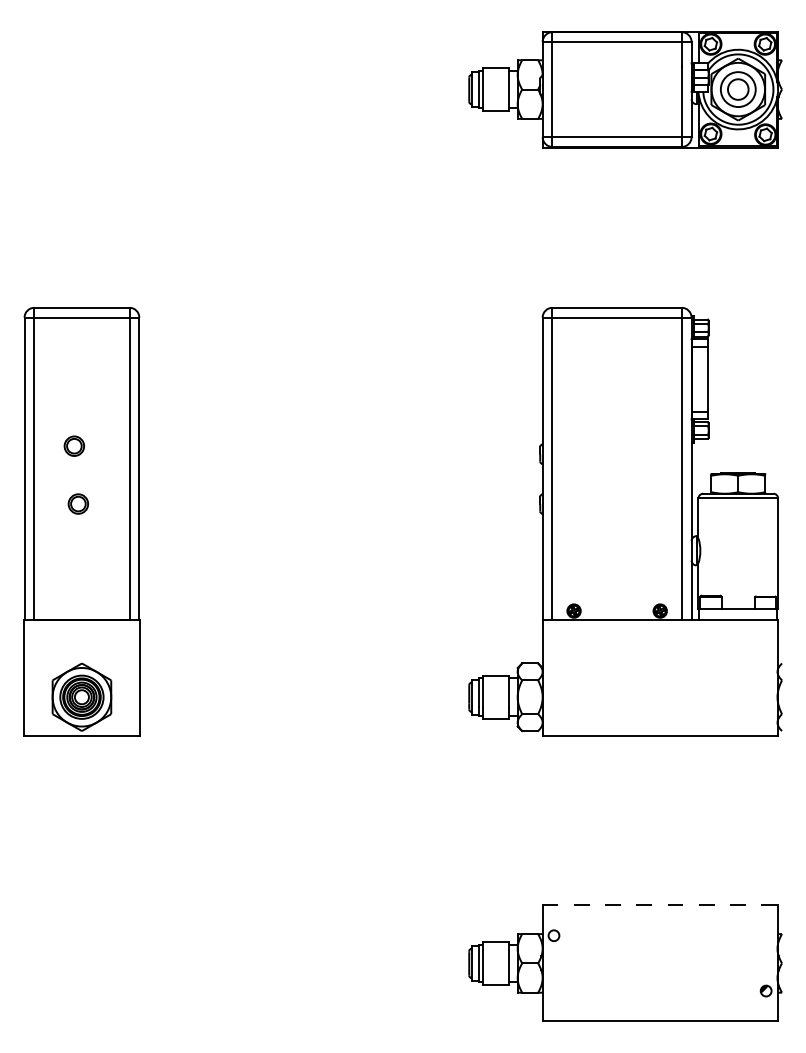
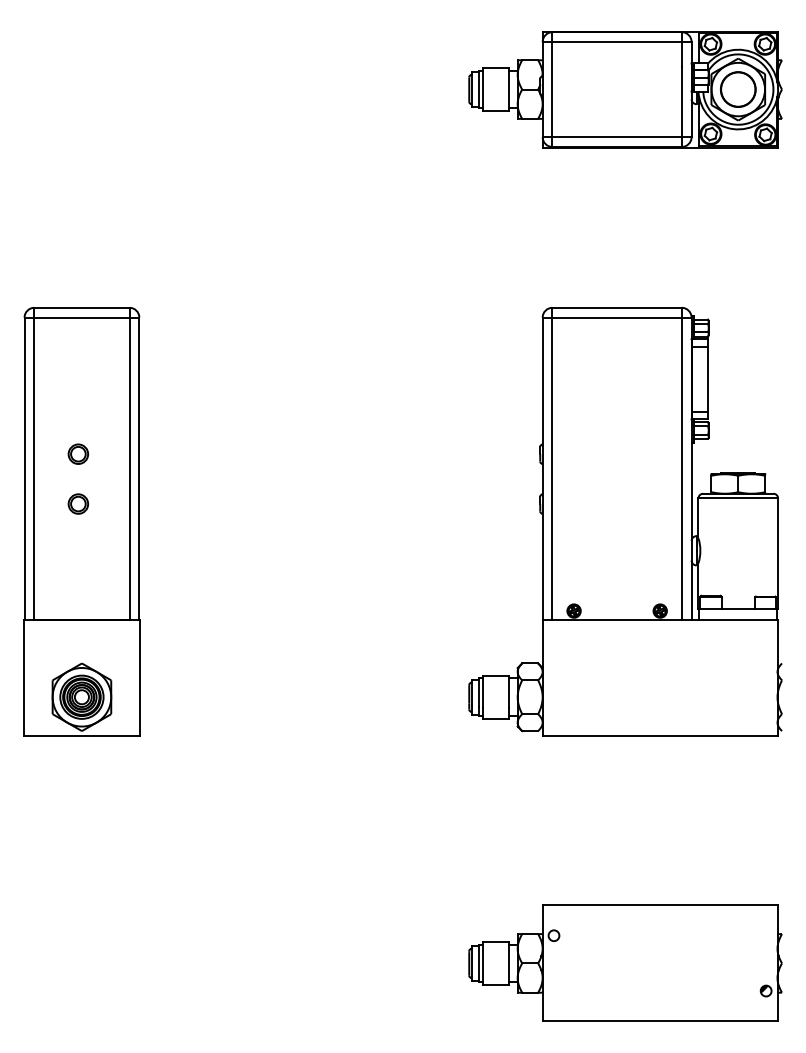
circle diameter: 21 px -> 34 px (738, 89)
part position: (73, 445) -> (77, 453) (77, 453)
line: dashed -> solid (660, 905)
